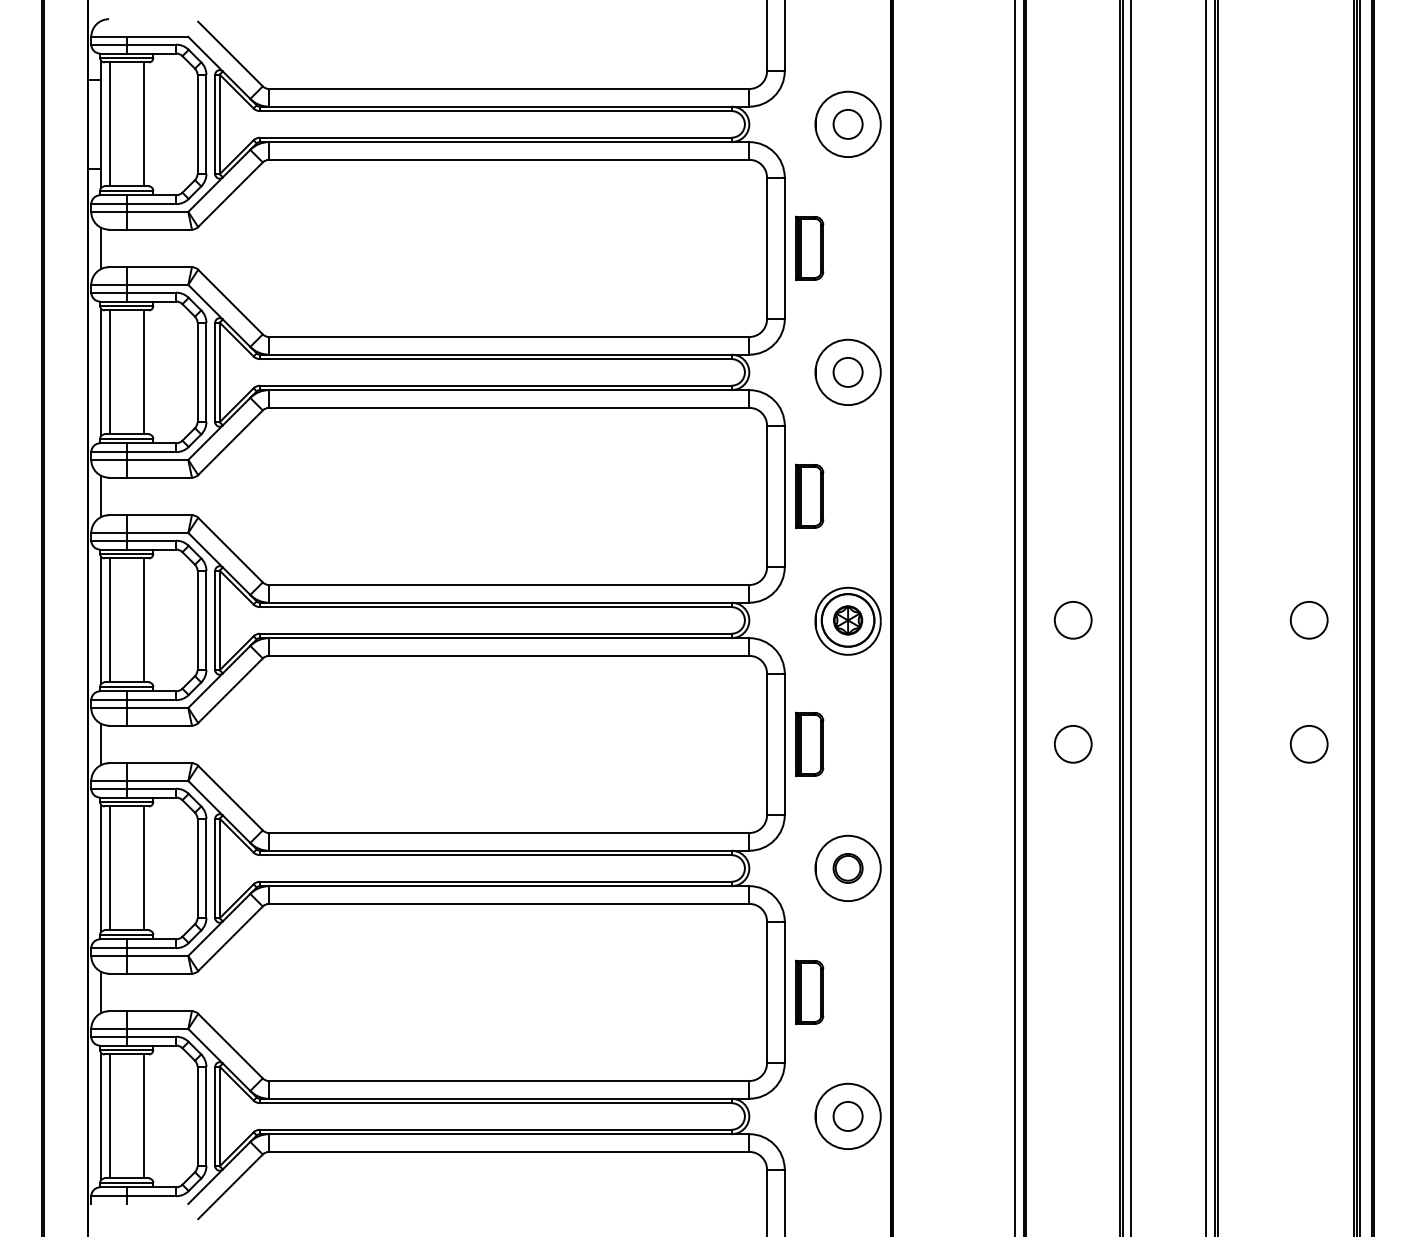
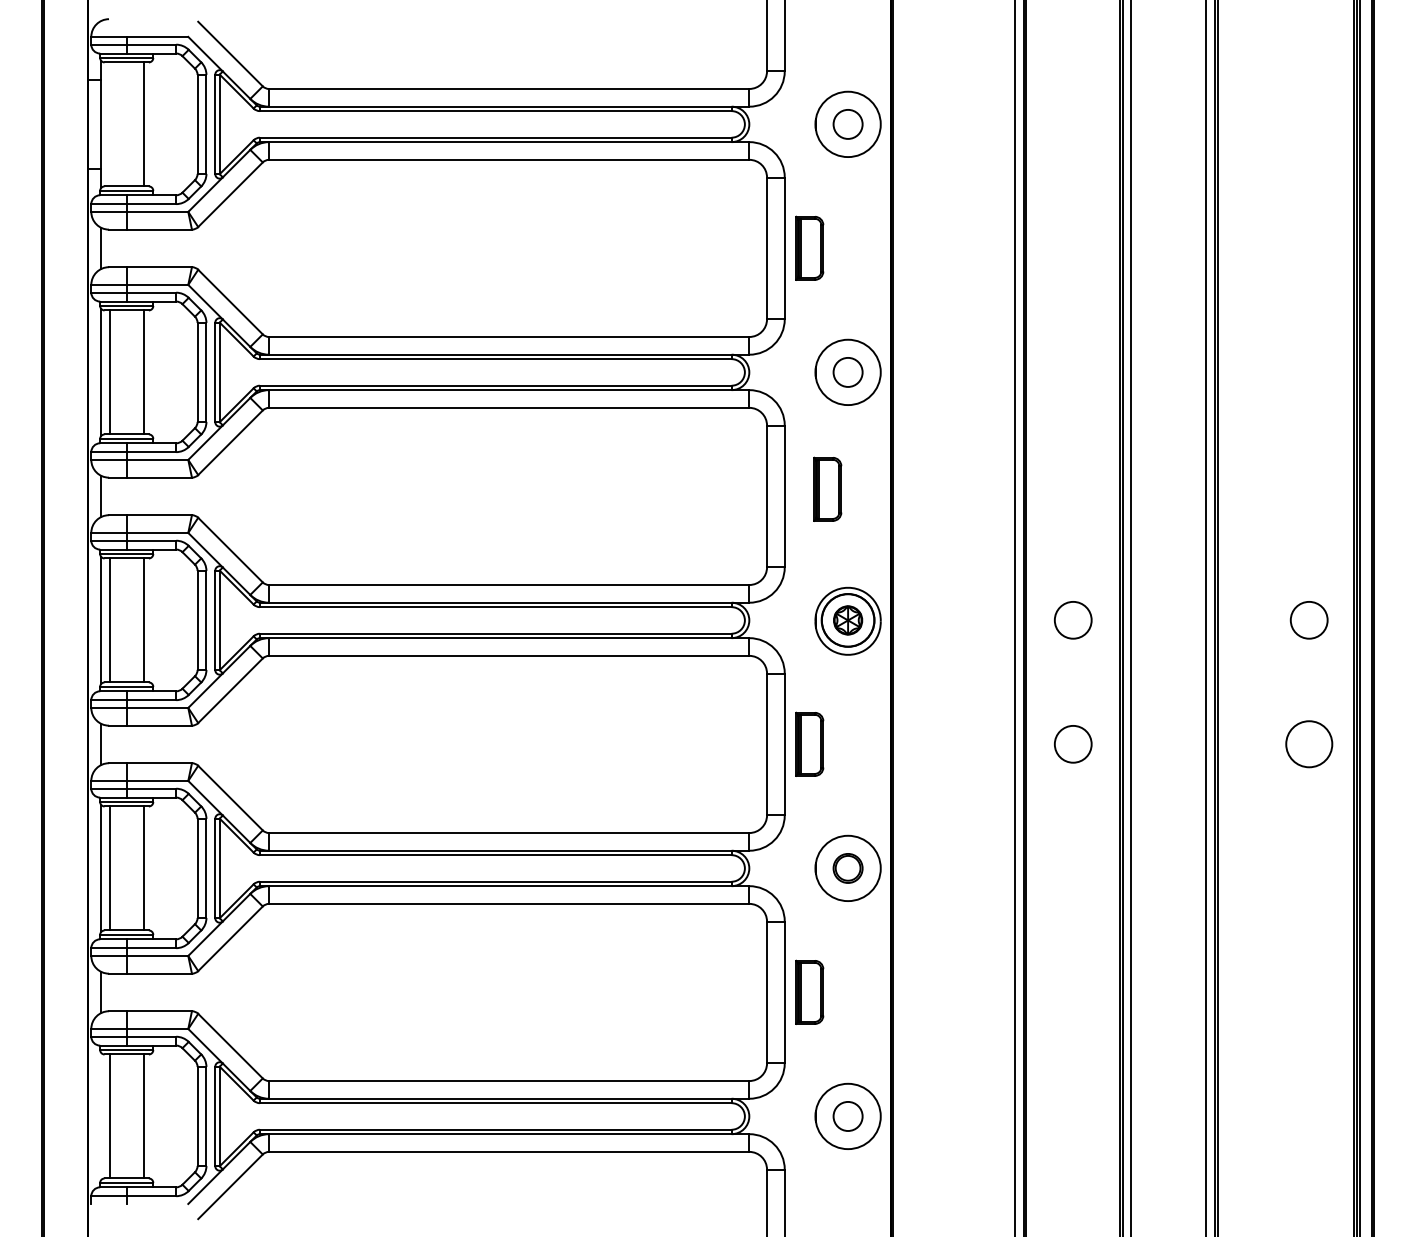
line: present -> none (109, 124)
part position: (809, 495) -> (827, 488) (827, 488)
circle size: 40x39 px -> 49x49 px (1309, 744)
line: present -> none (101, 1116)
